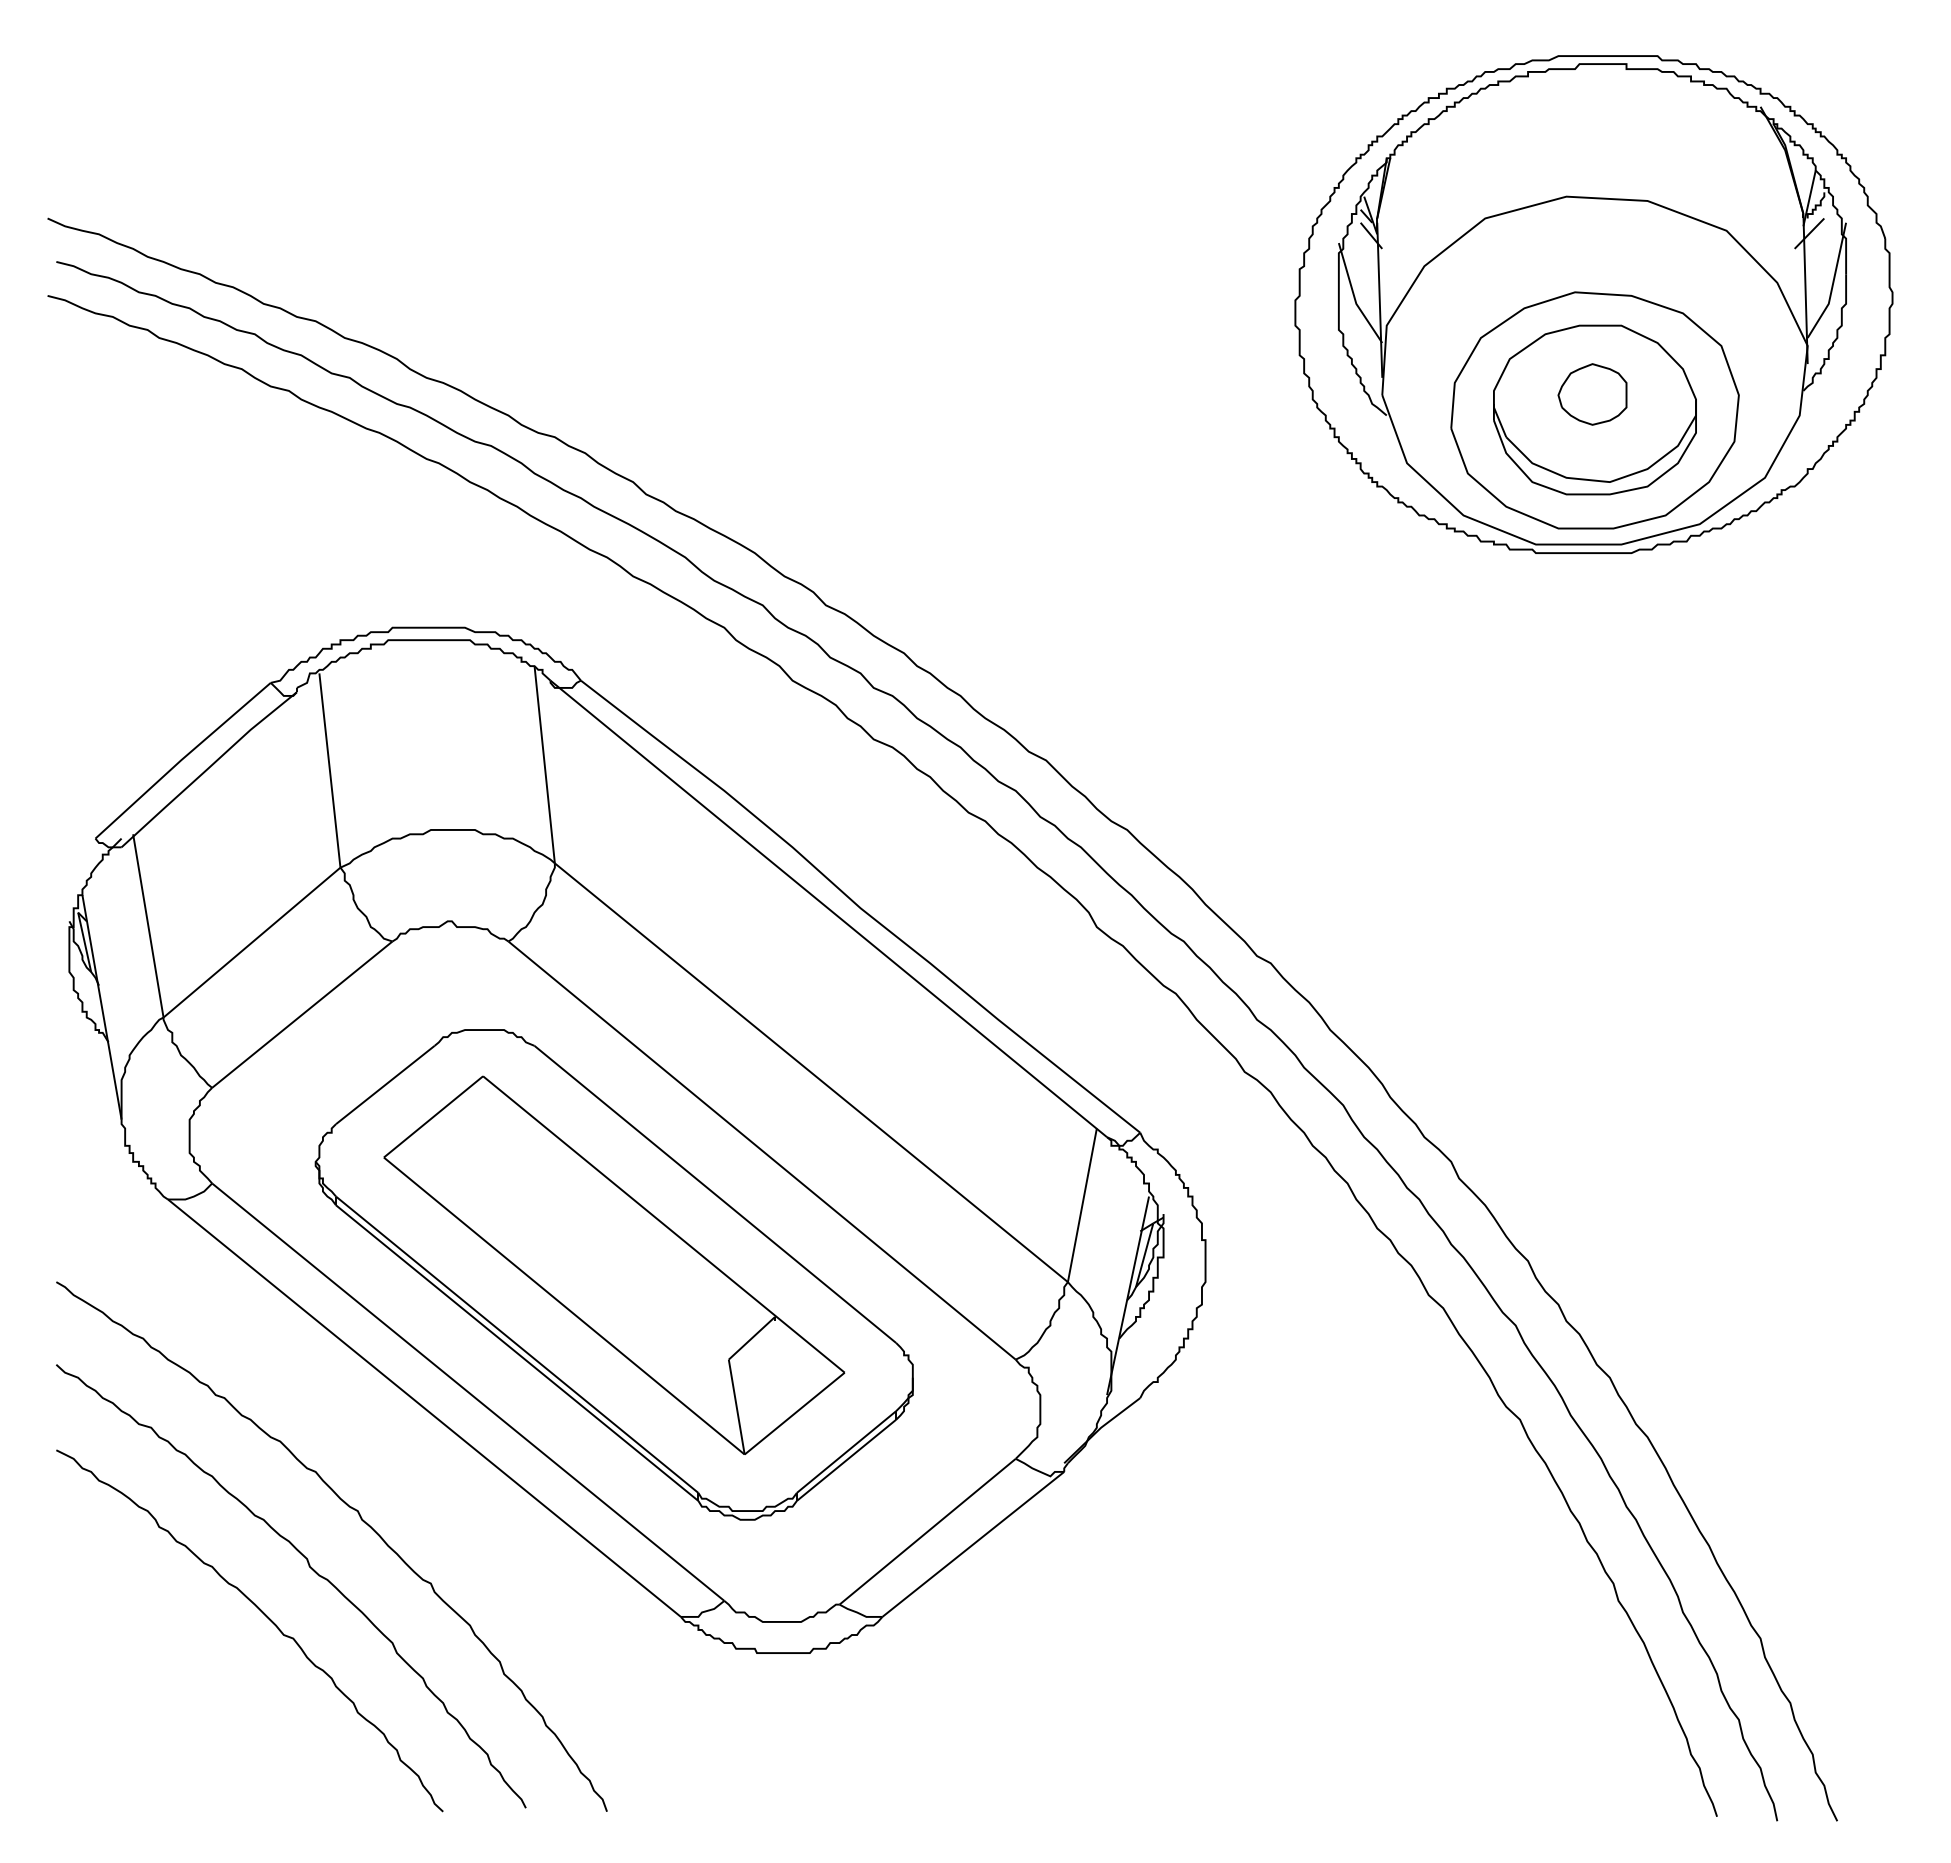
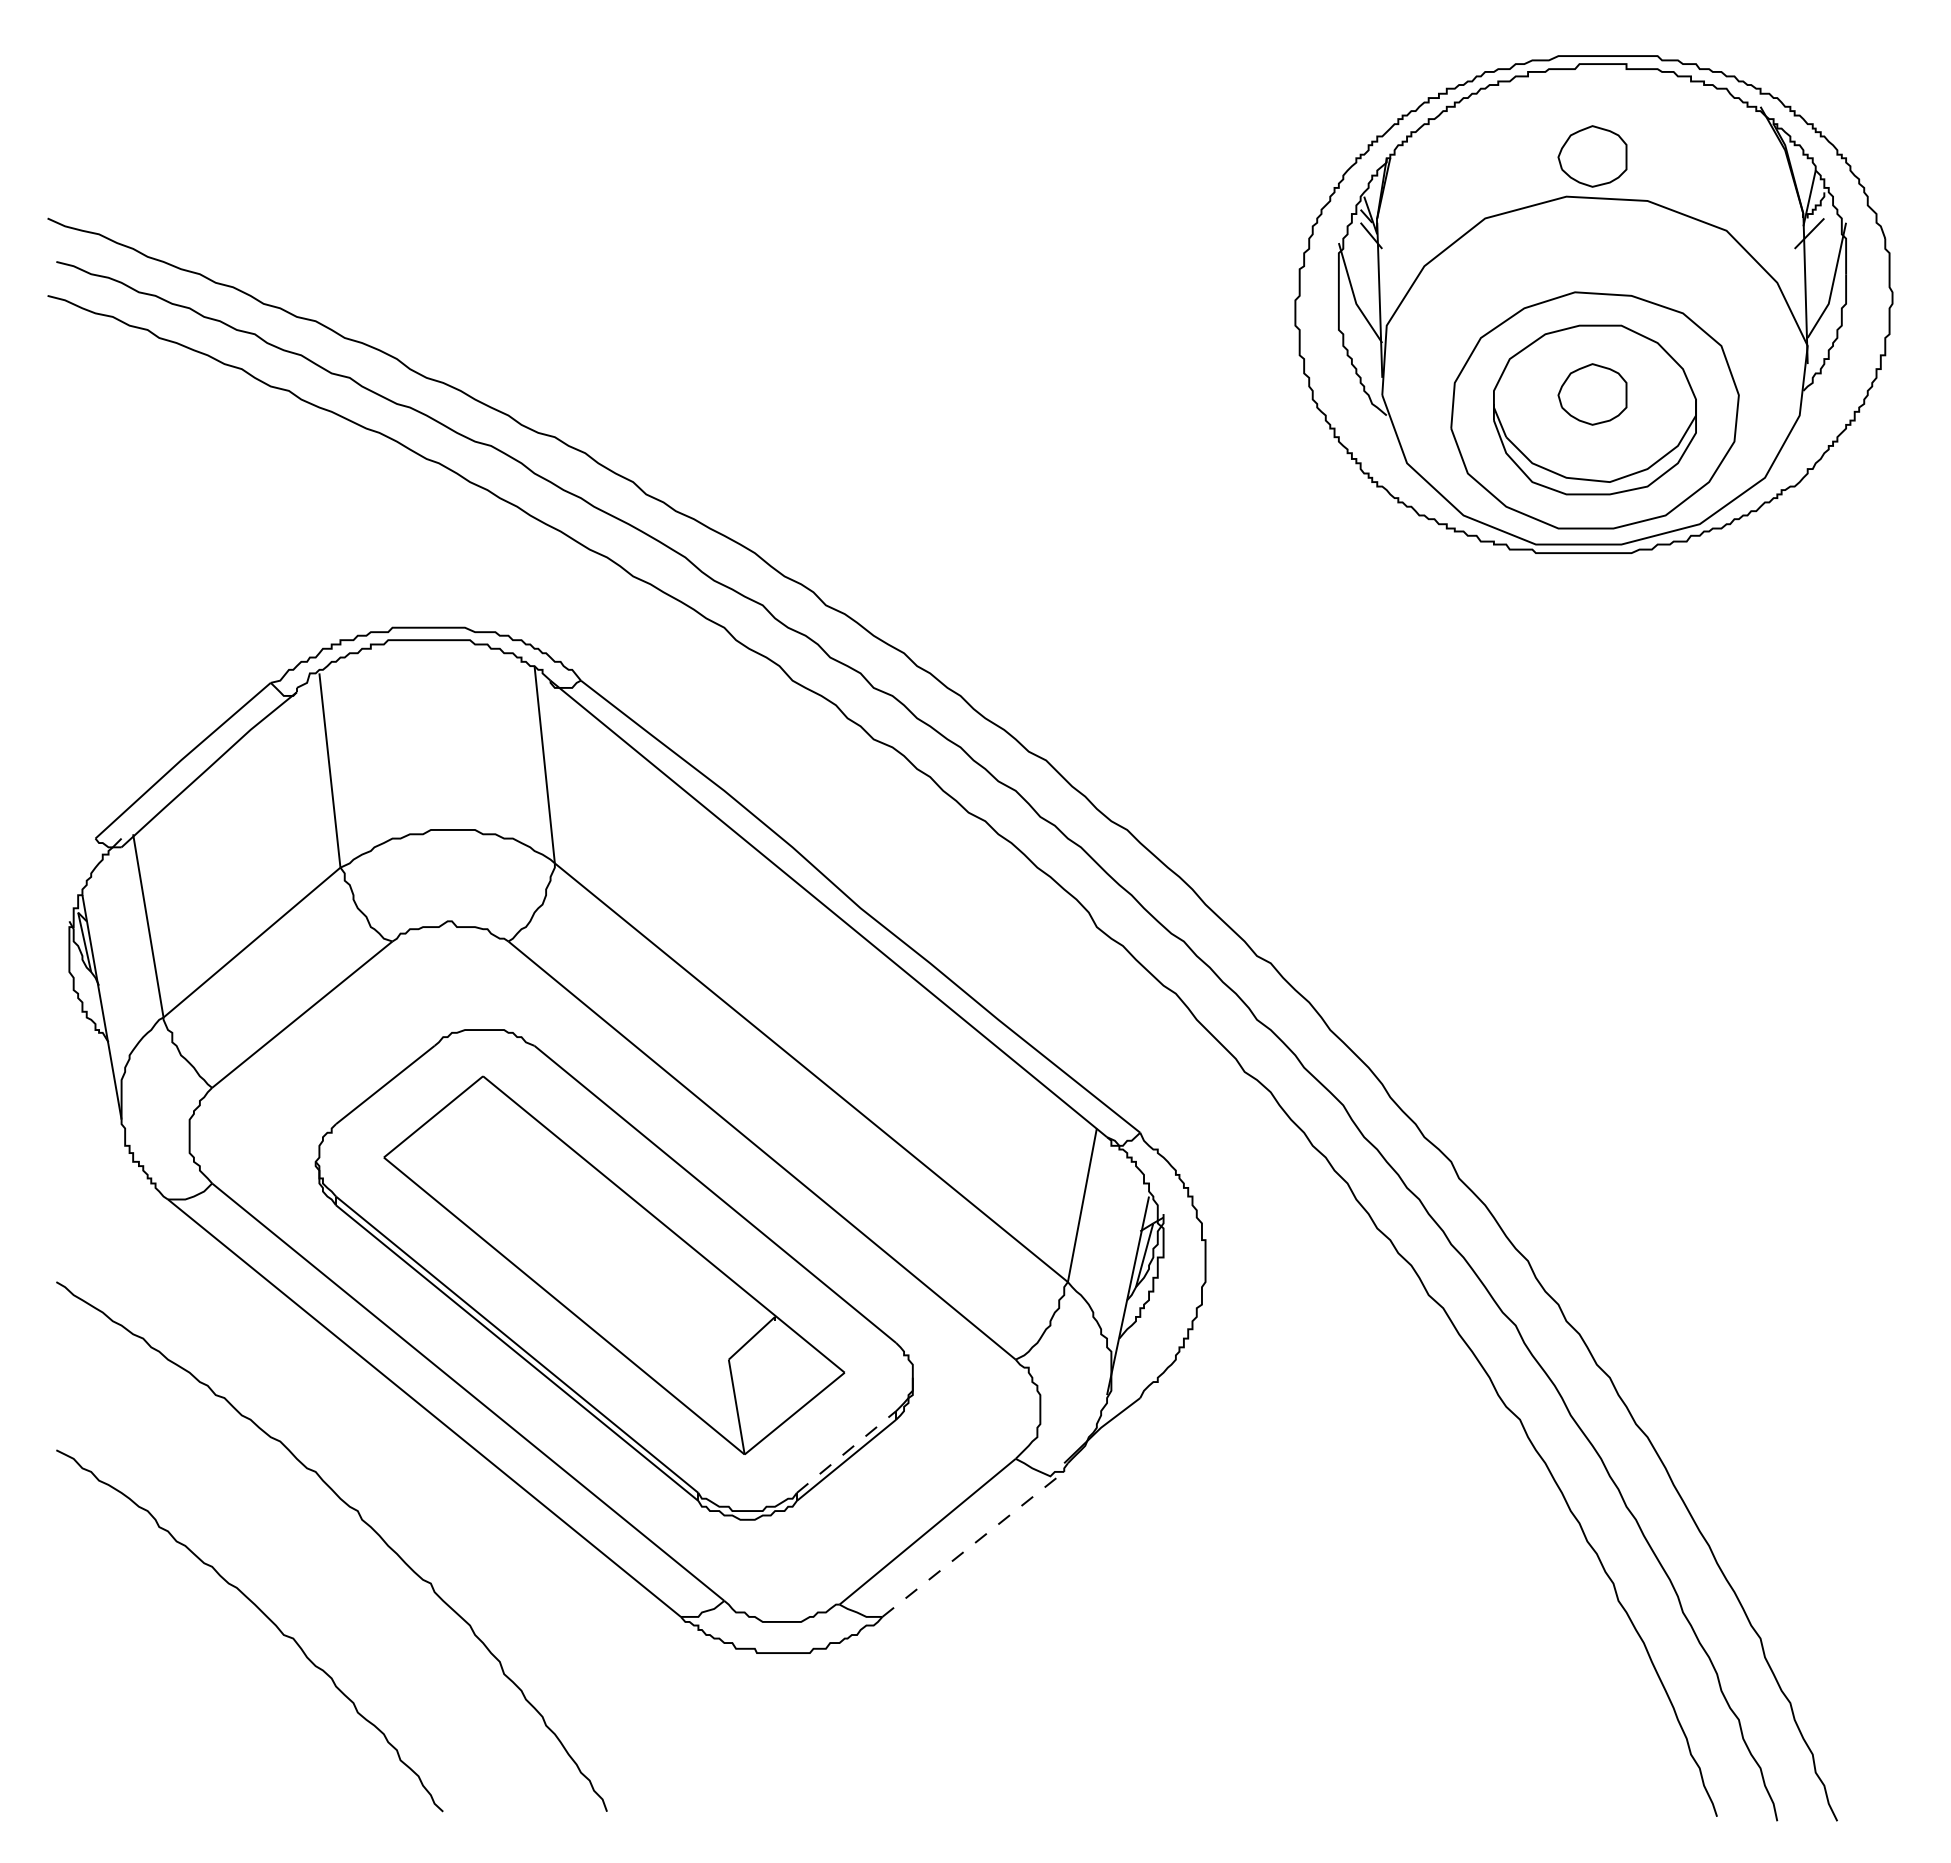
part: none -> present (1592, 156)
line: solid -> dashed (846, 1451)
line: solid -> dashed (973, 1544)
curve: present -> none (309, 1567)
